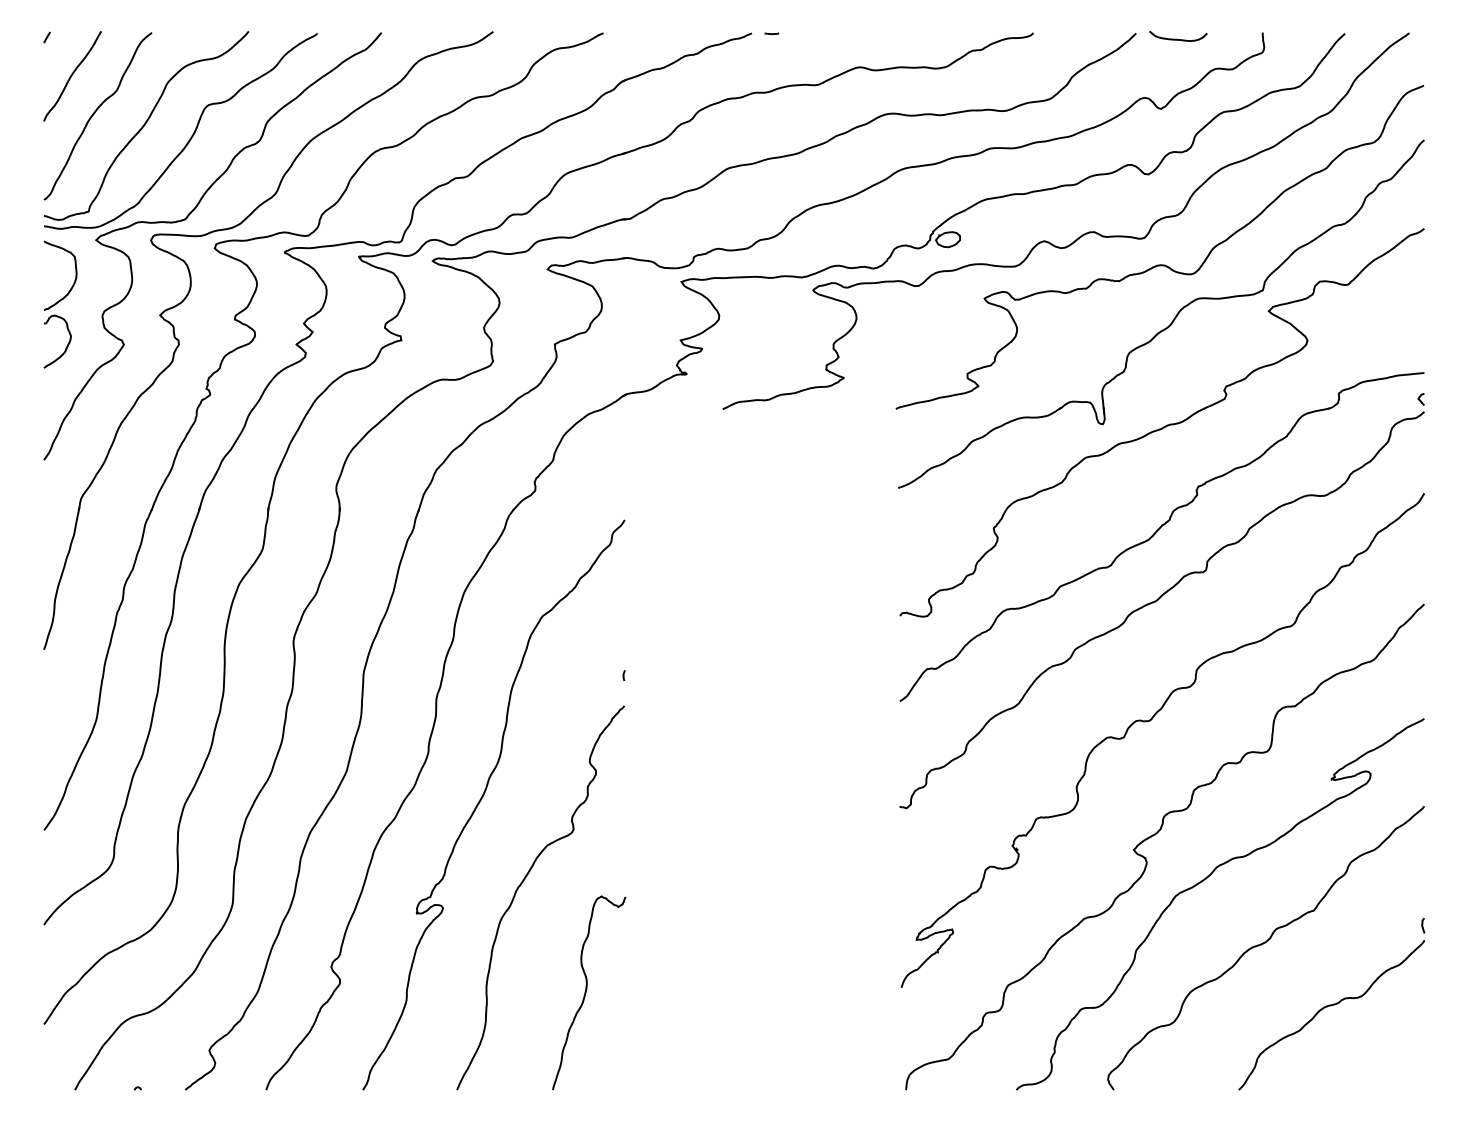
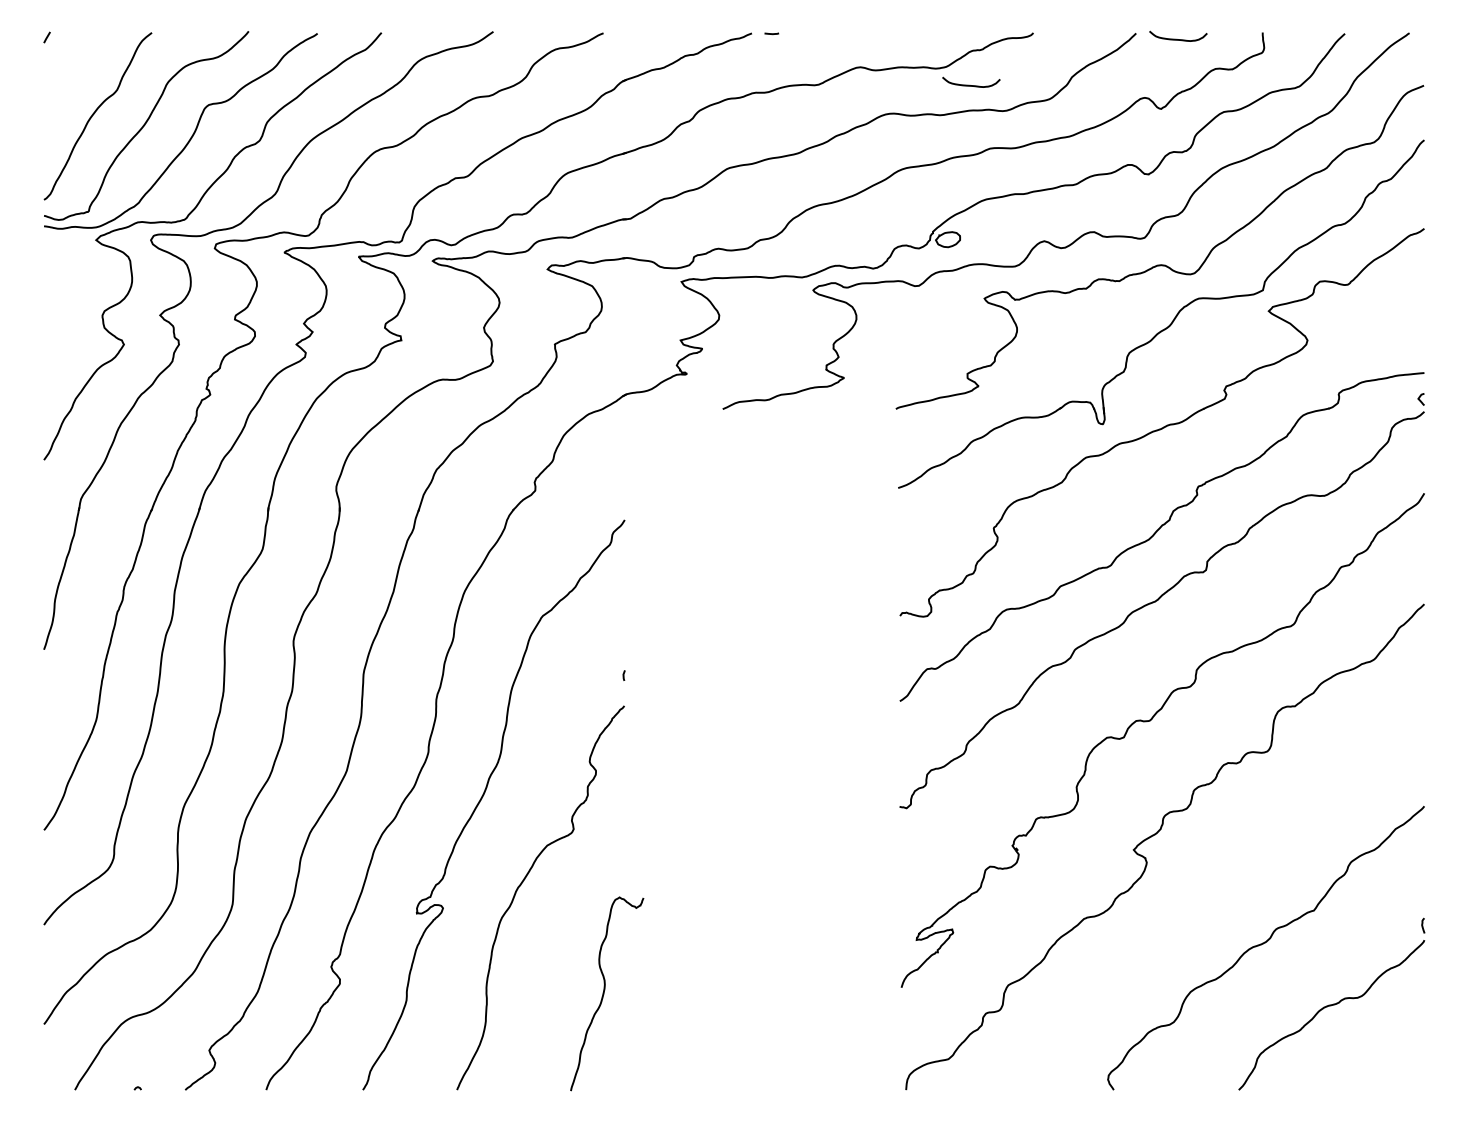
curve: present -> none (72, 76)
curve: none -> present (969, 84)
part: present -> none (60, 304)
curve: present -> none (1202, 882)
curve position: (586, 992) -> (604, 993) (604, 993)
